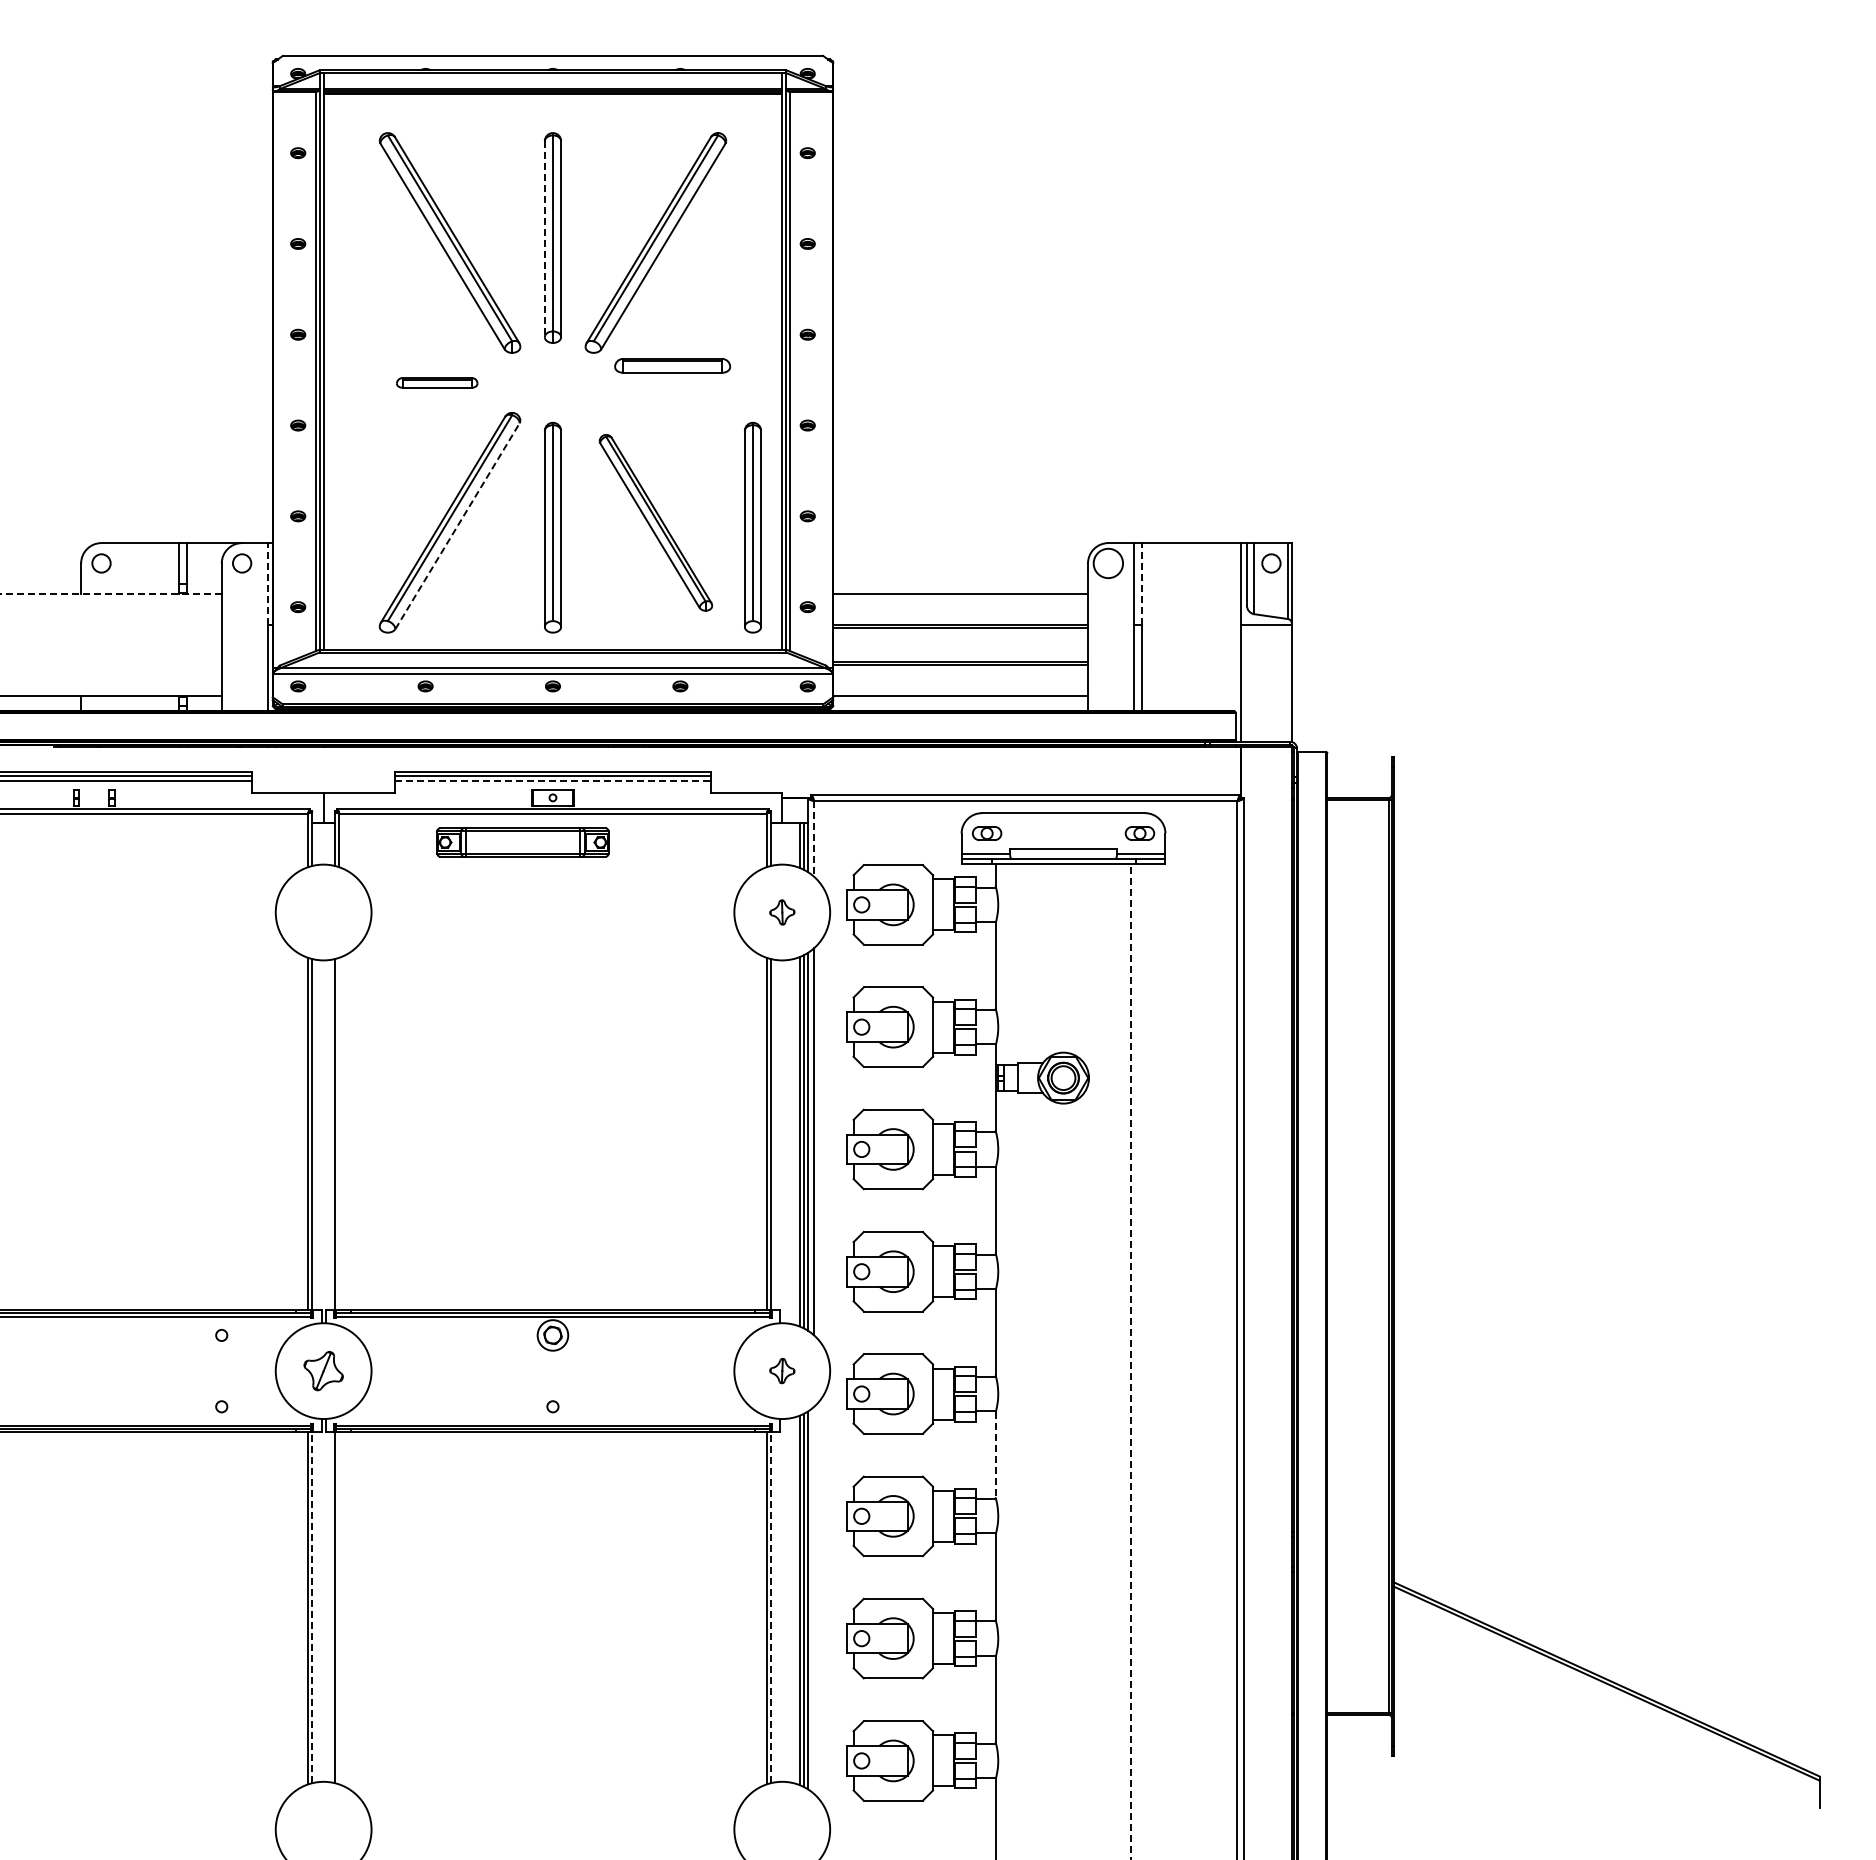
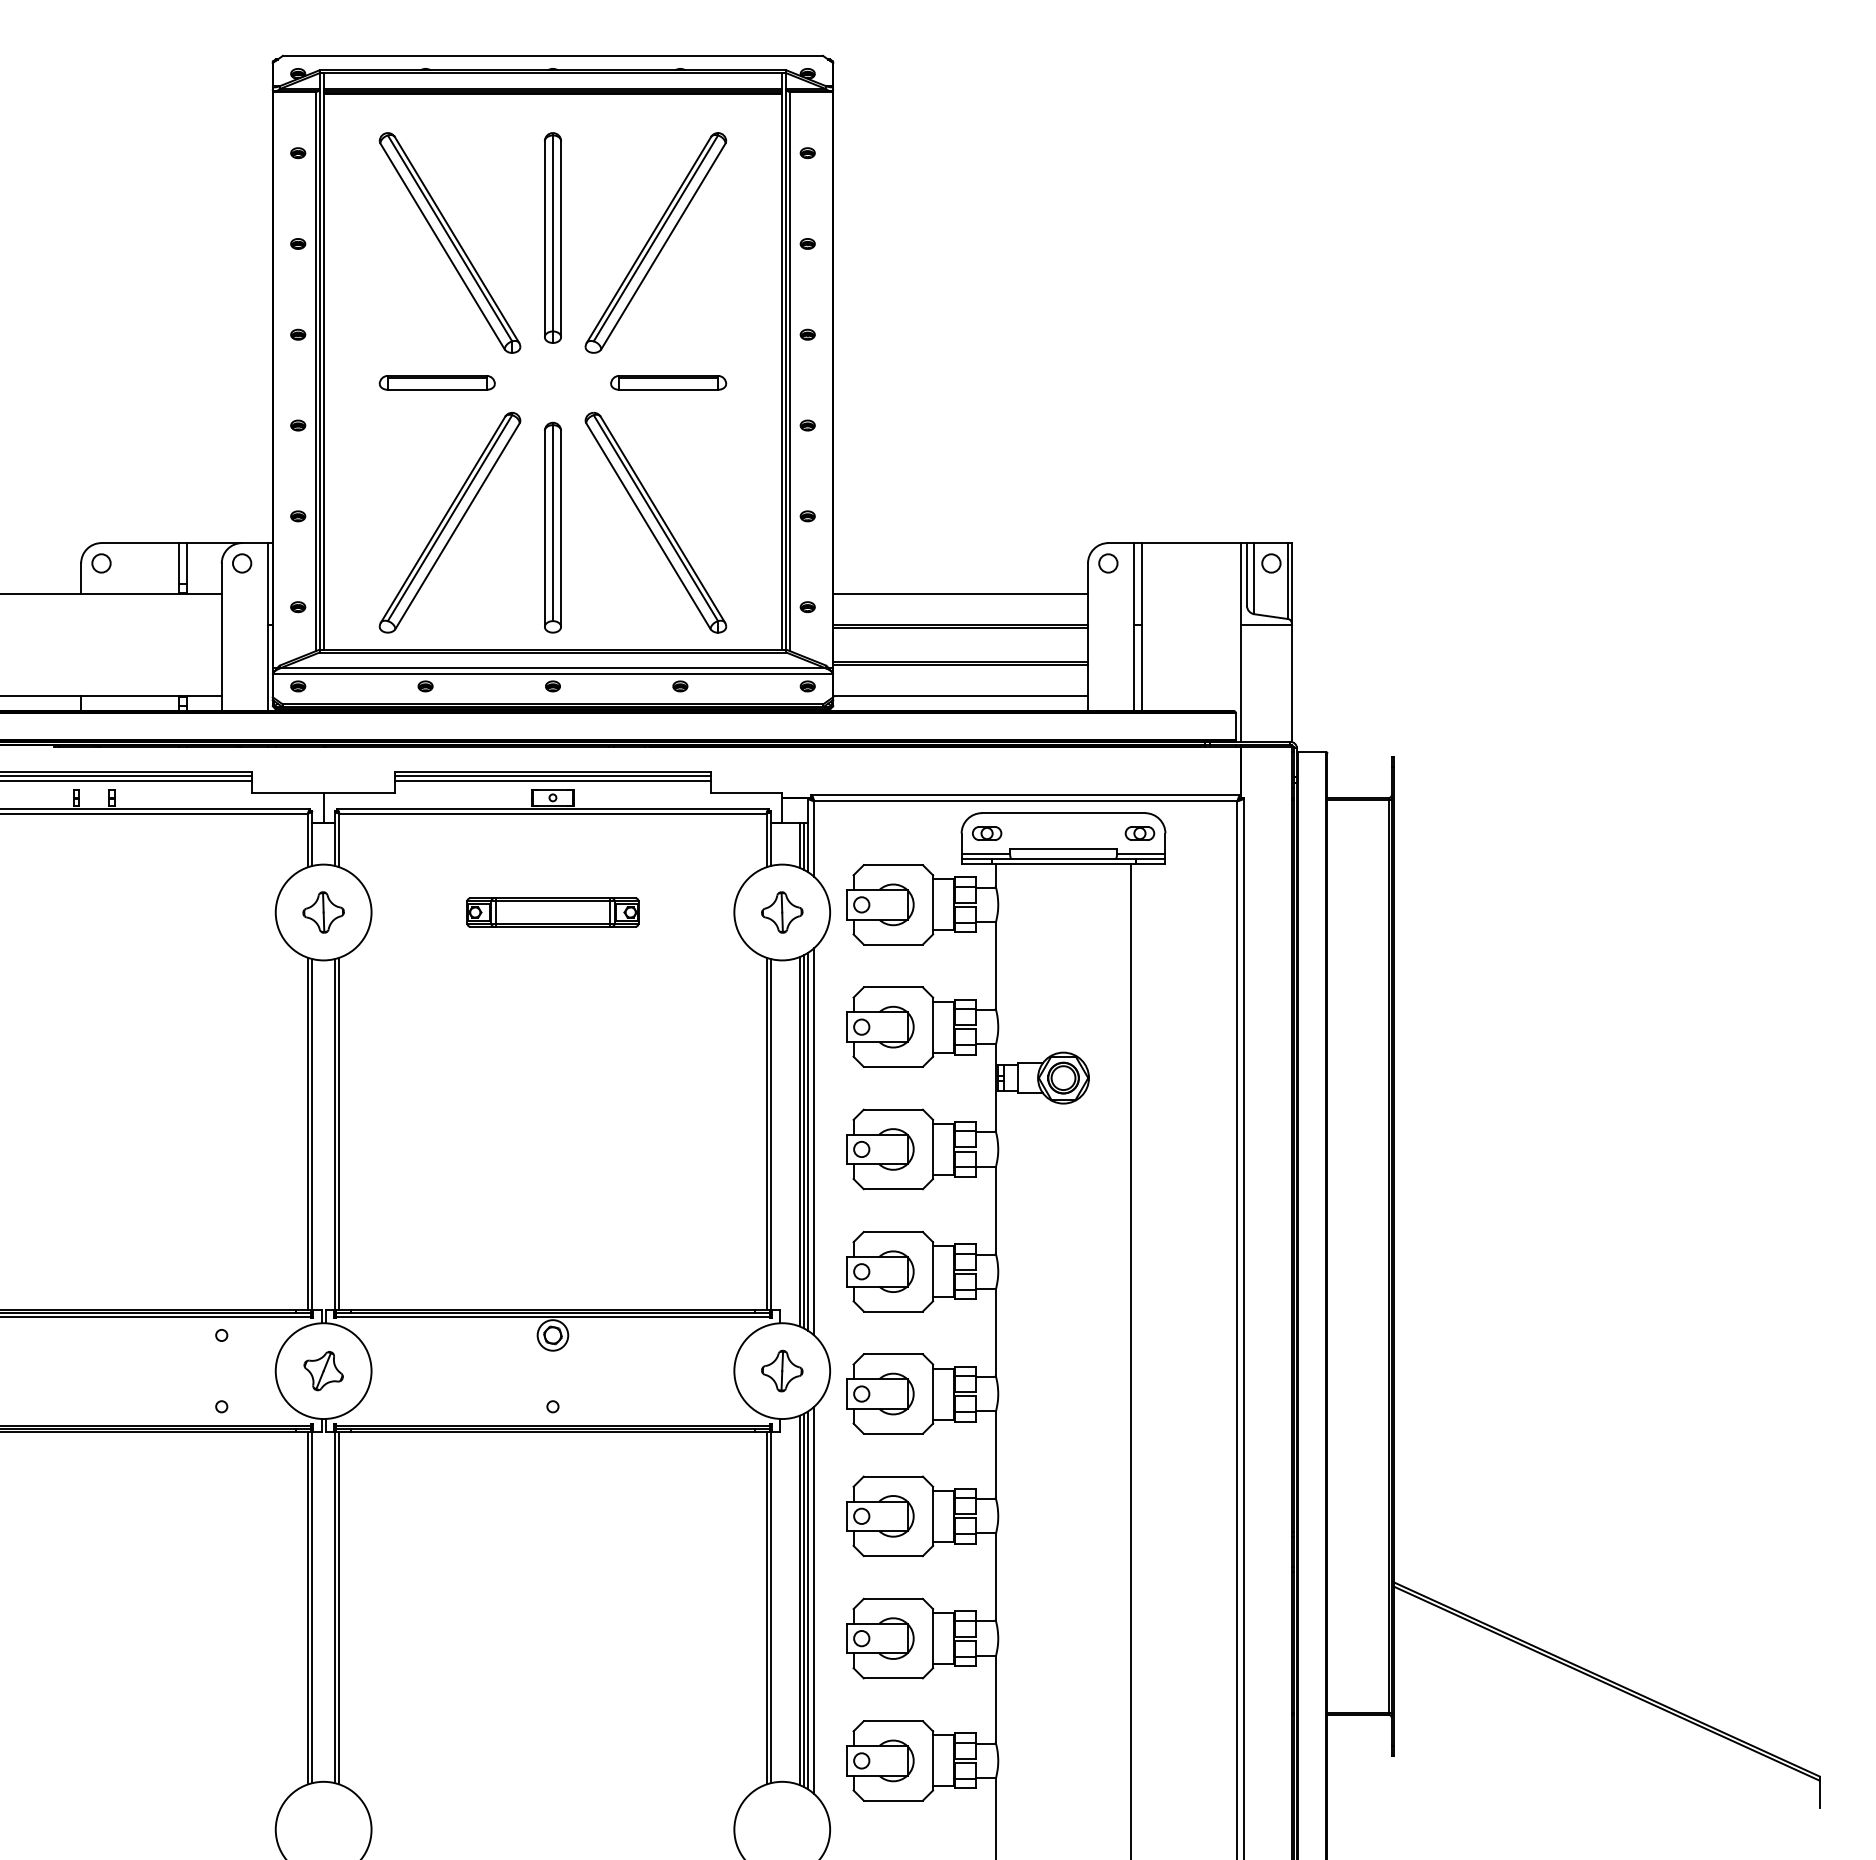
line: dashed -> solid (544, 239)
part position: (672, 365) -> (668, 382) (668, 382)
part size: 83x12 px -> 118x16 px (436, 382)
part size: 116x178 px -> 144x222 px (655, 522)
line: dashed -> solid (457, 525)
part: present -> none (752, 527)
circle diameter: 29 px -> 18 px (1108, 563)
line: dashed -> solid (267, 583)
line: dashed -> solid (1142, 583)
line: dashed -> solid (110, 594)
line: dashed -> solid (552, 780)
line: dashed -> solid (814, 839)
part position: (522, 842) -> (552, 912) (552, 912)
part: none -> present (323, 912)
part size: 27x27 px -> 43x43 px (782, 912)
line: none -> present (339, 1133)
line: dashed -> solid (1131, 1361)
part size: 27x27 px -> 43x44 px (782, 1370)
line: dashed -> solid (995, 1455)
line: none -> present (814, 1600)
line: dashed -> solid (312, 1603)
line: dashed -> solid (771, 1603)
line: none -> present (339, 1608)
